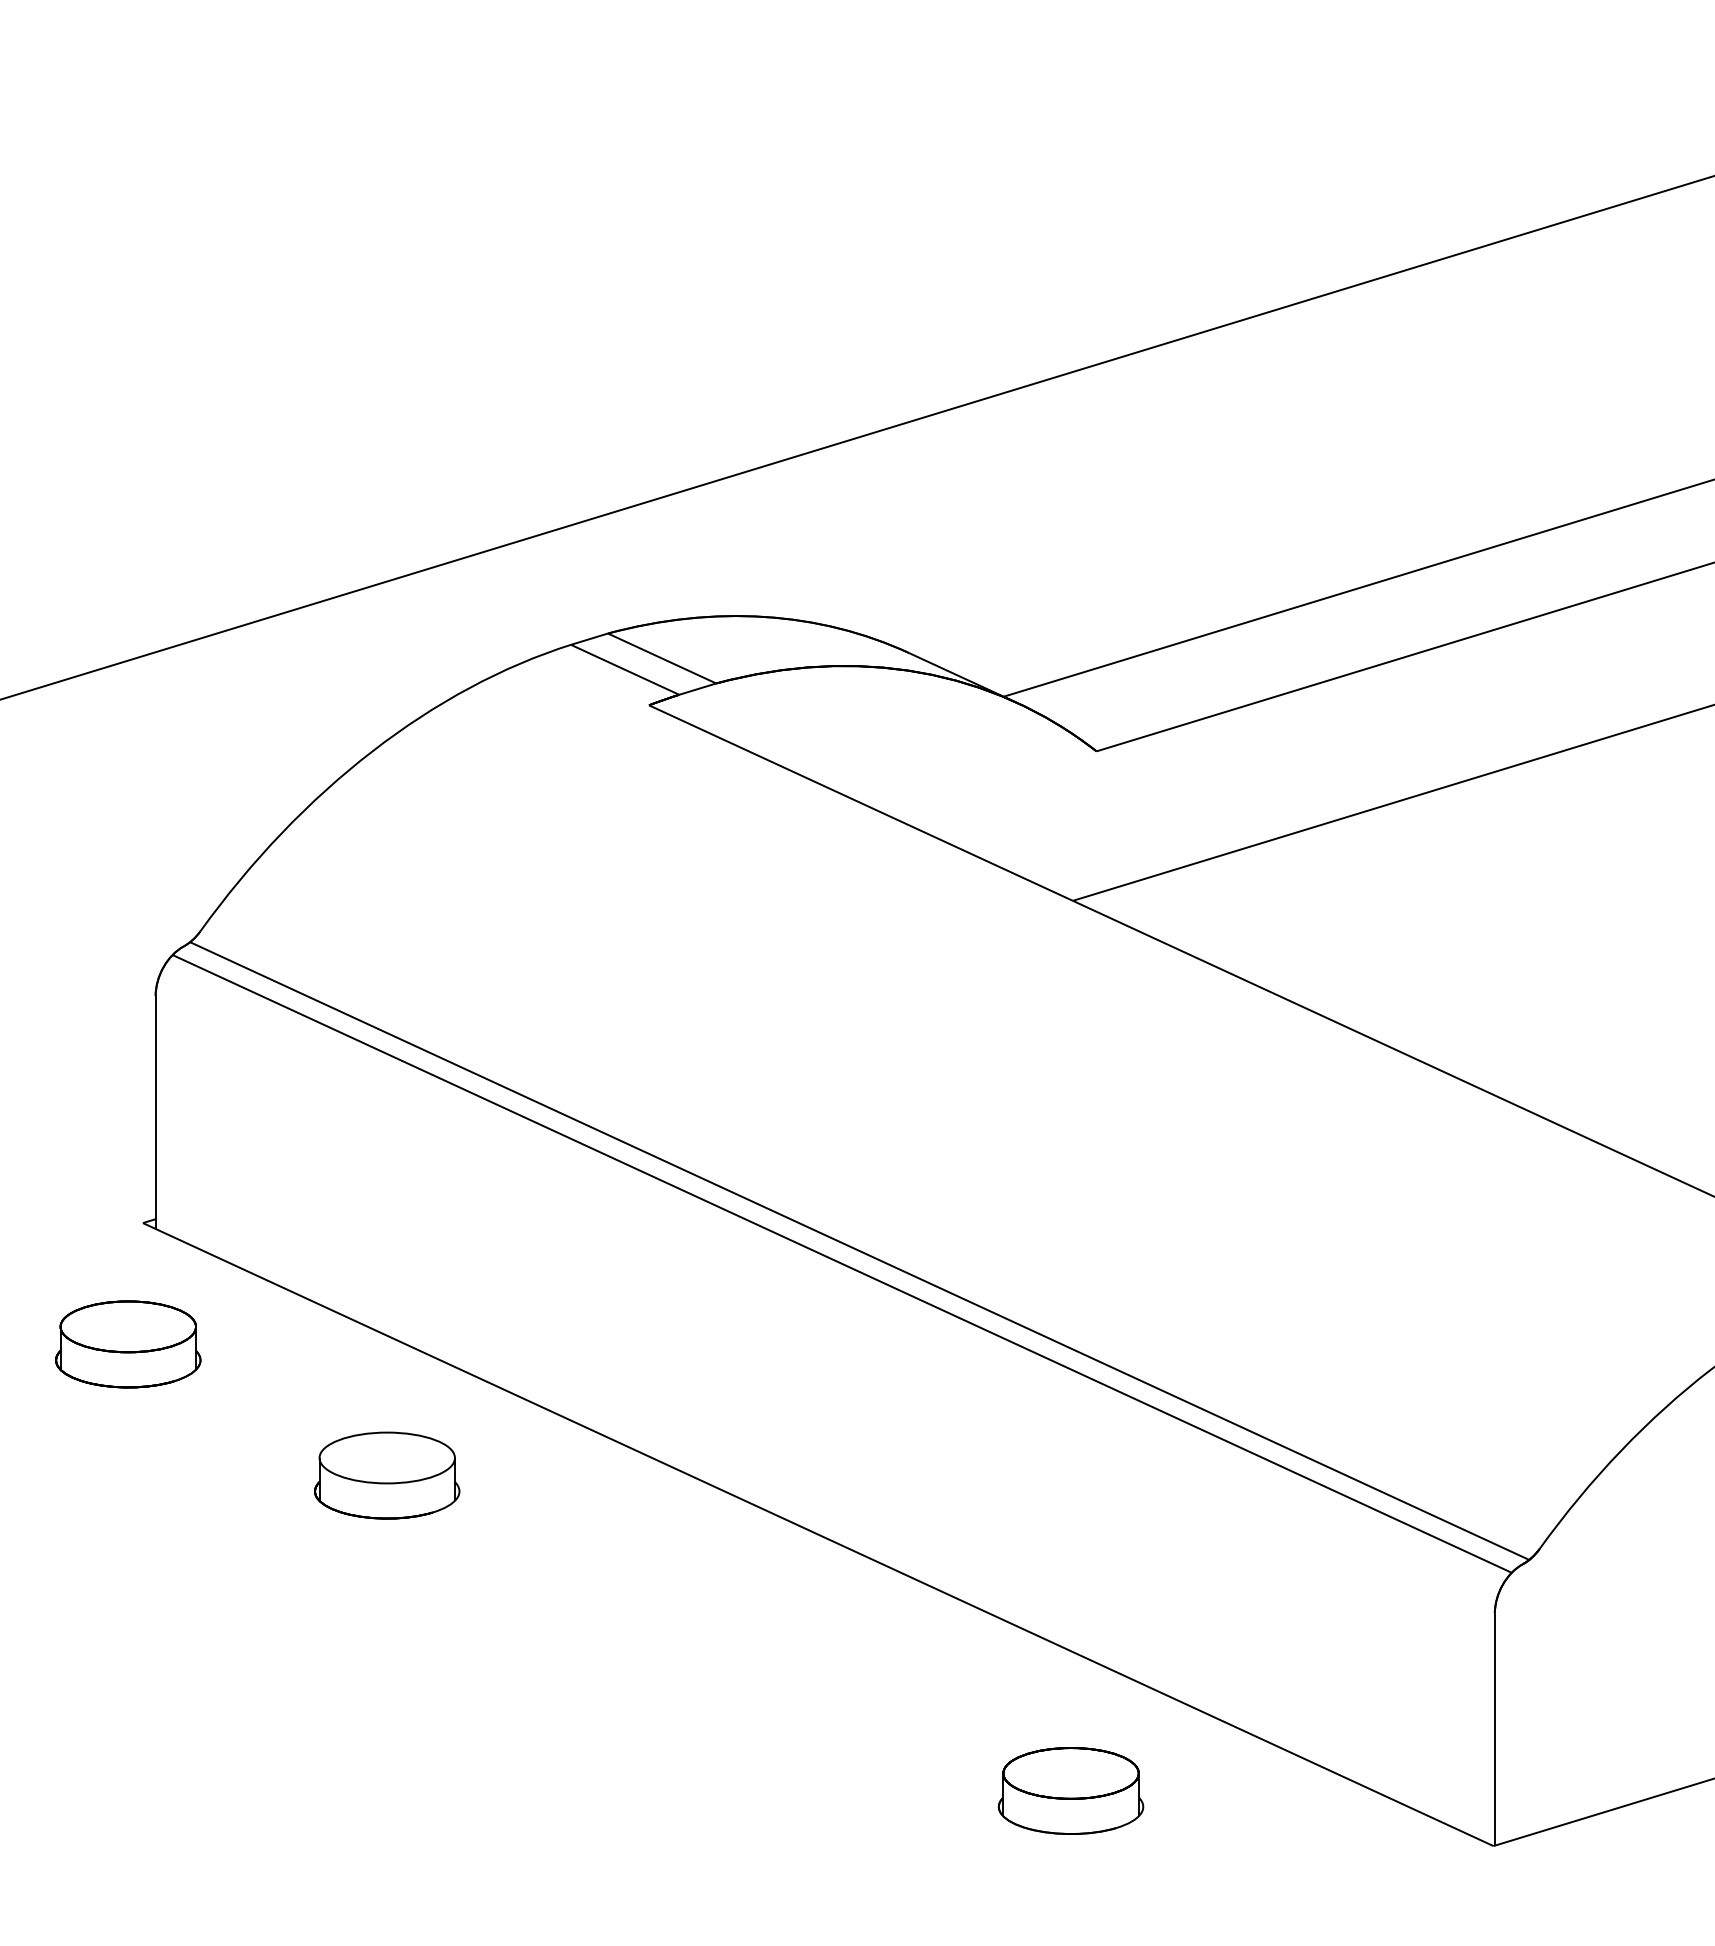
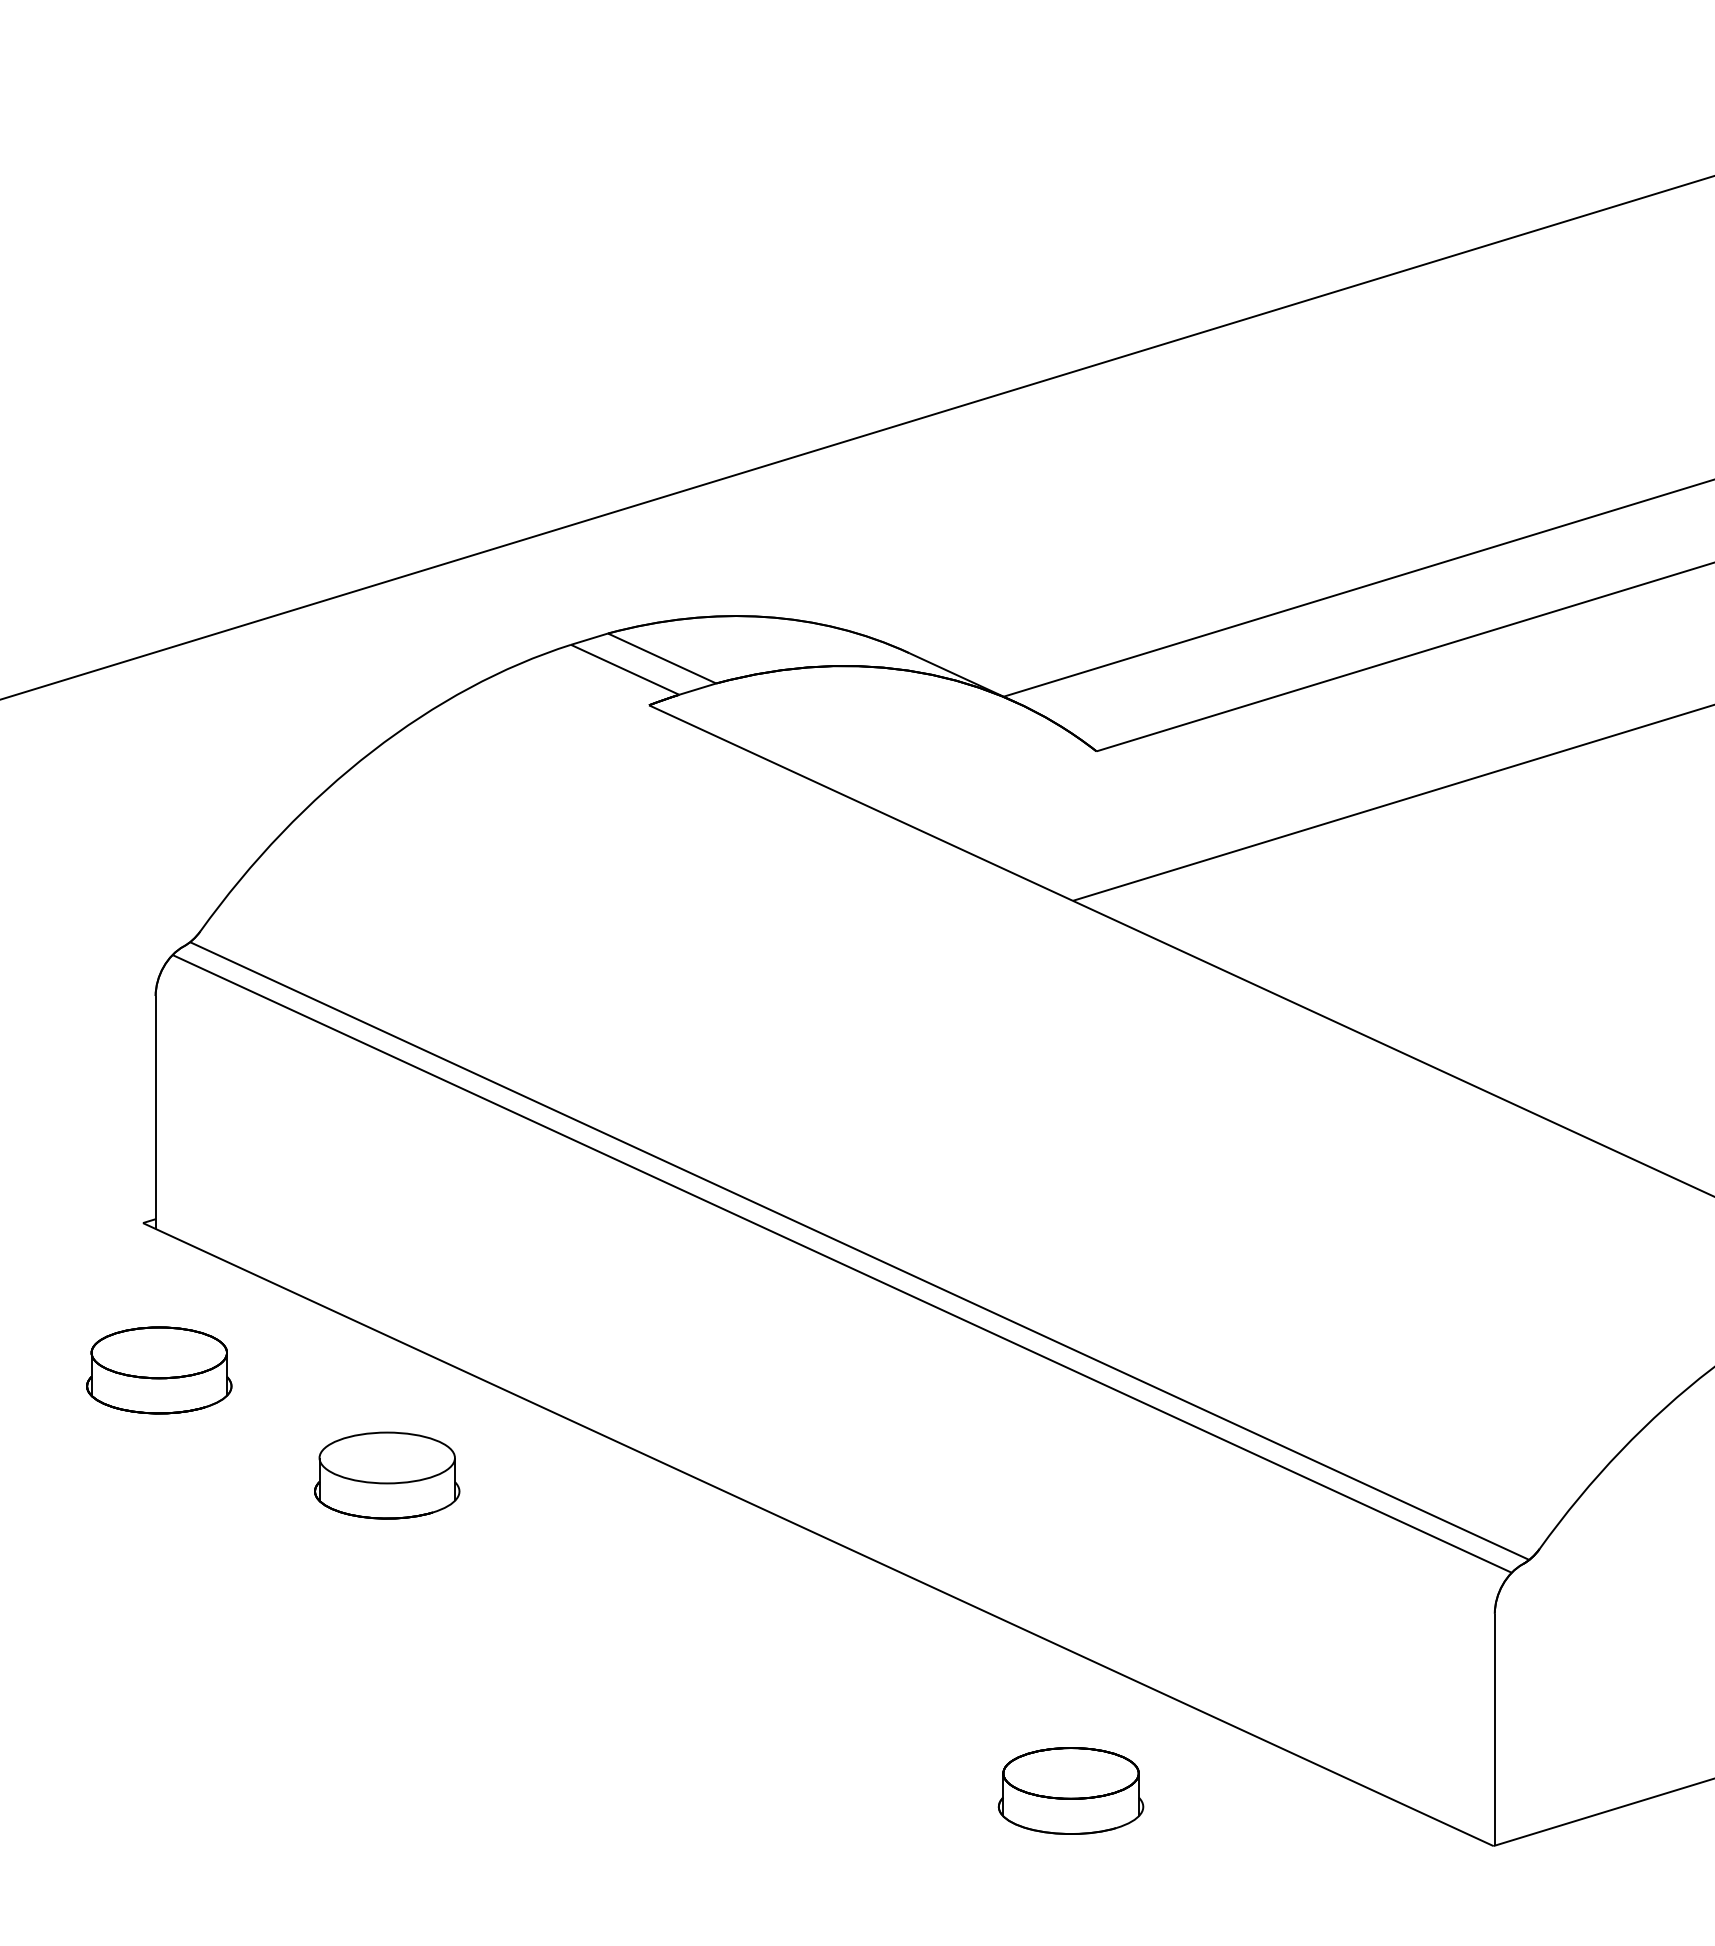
part position: (128, 1344) -> (159, 1370) (159, 1370)
